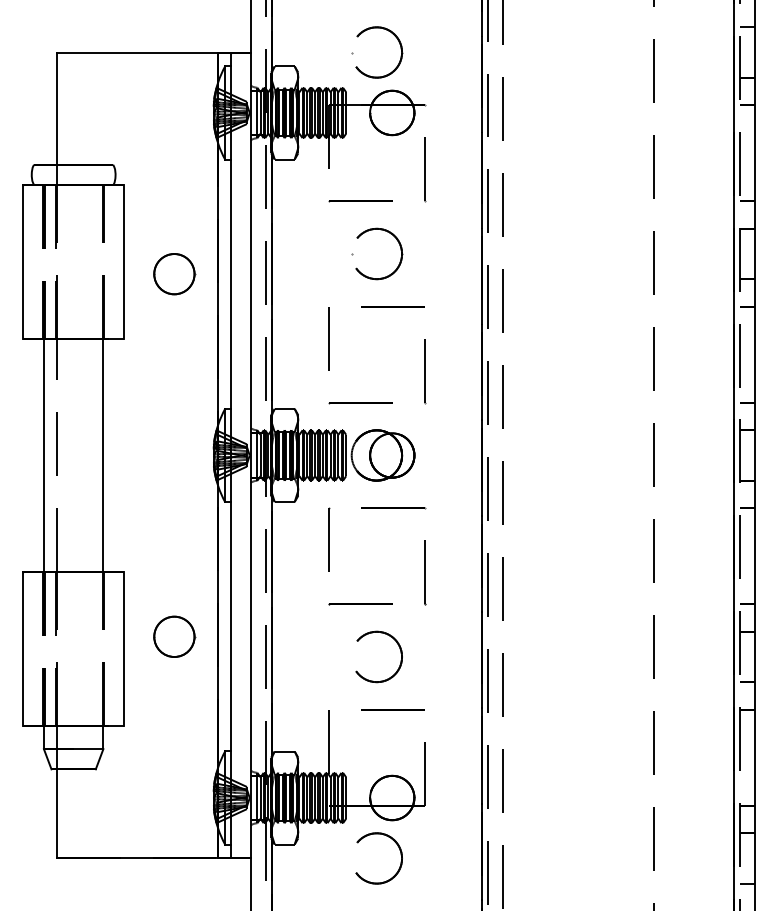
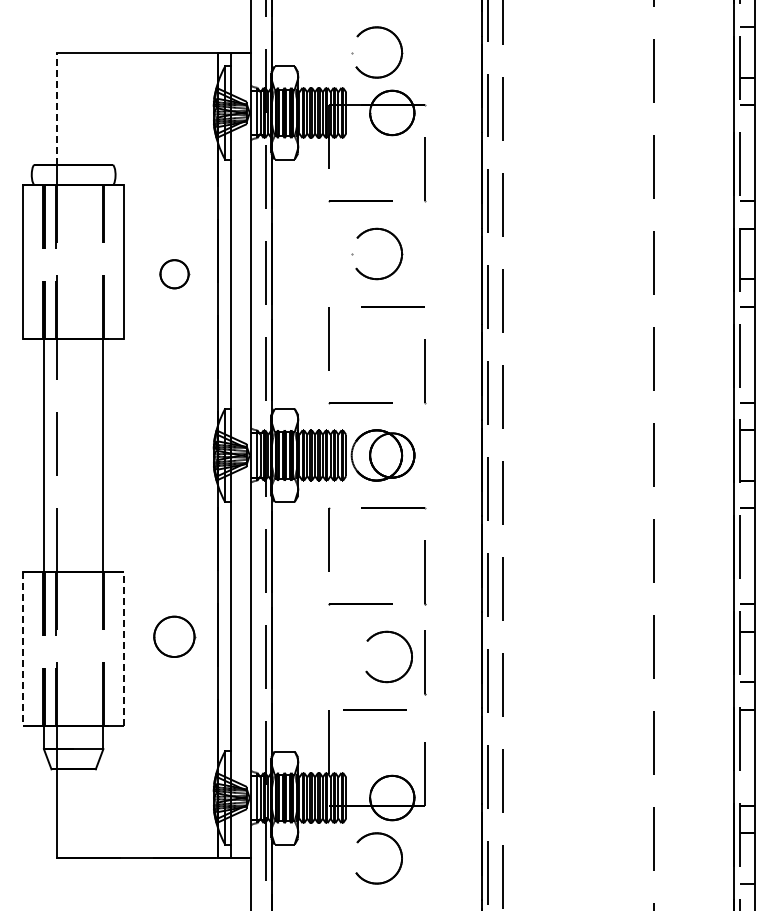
line: solid -> dashed (56, 108)
part size: 44x43 px -> 32x31 px (174, 274)
line: solid -> dashed (23, 649)
line: solid -> dashed (124, 649)
part position: (399, 649) -> (409, 649) (409, 649)
line: none -> present (425, 662)
line position: (392, 709) -> (374, 709) (374, 709)
